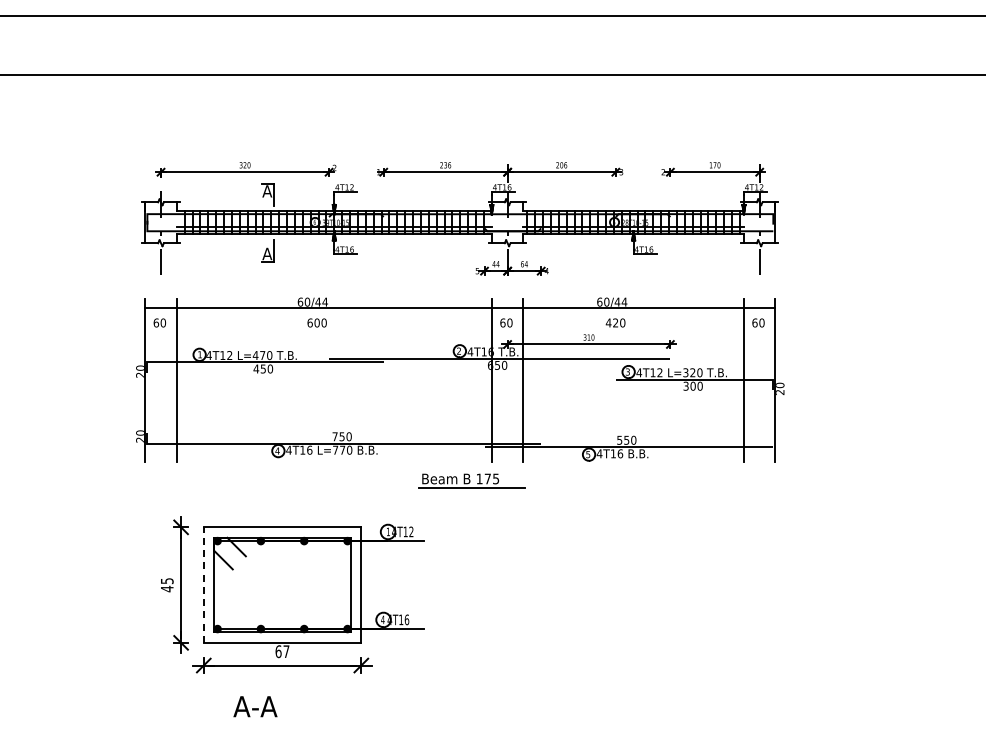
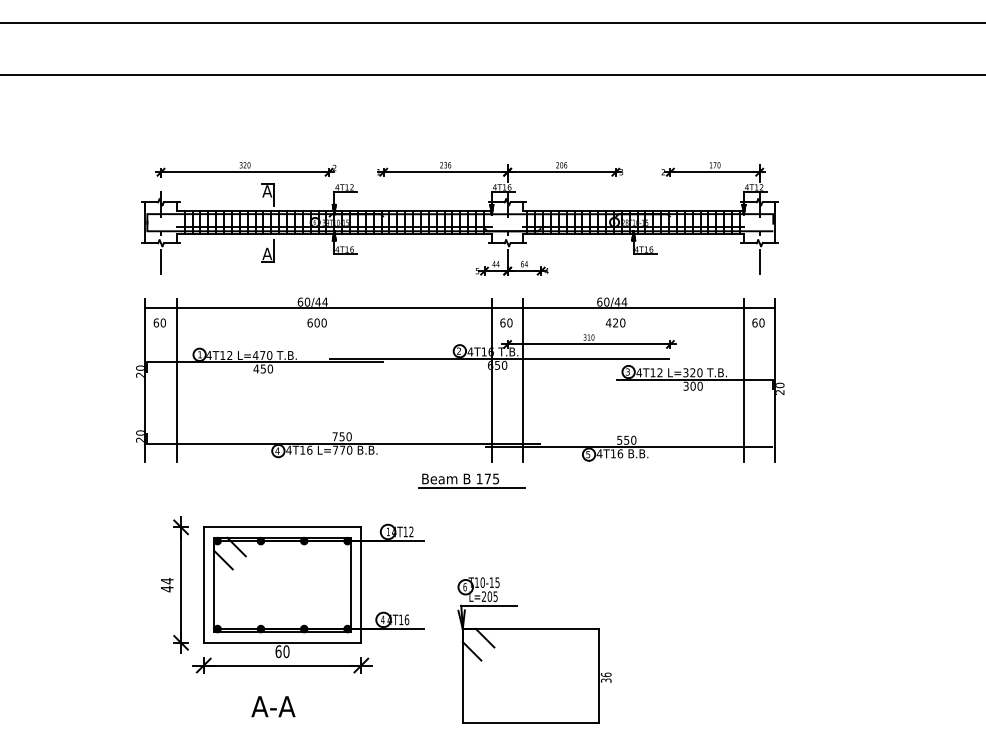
line position: (492, 15) -> (492, 22) (492, 22)
text: 45 -> 44 (167, 581)
line: dashed -> solid (203, 585)
part: none -> present (534, 650)
text: 67 -> 60 (286, 651)
text position: (255, 706) -> (273, 706) (273, 706)
